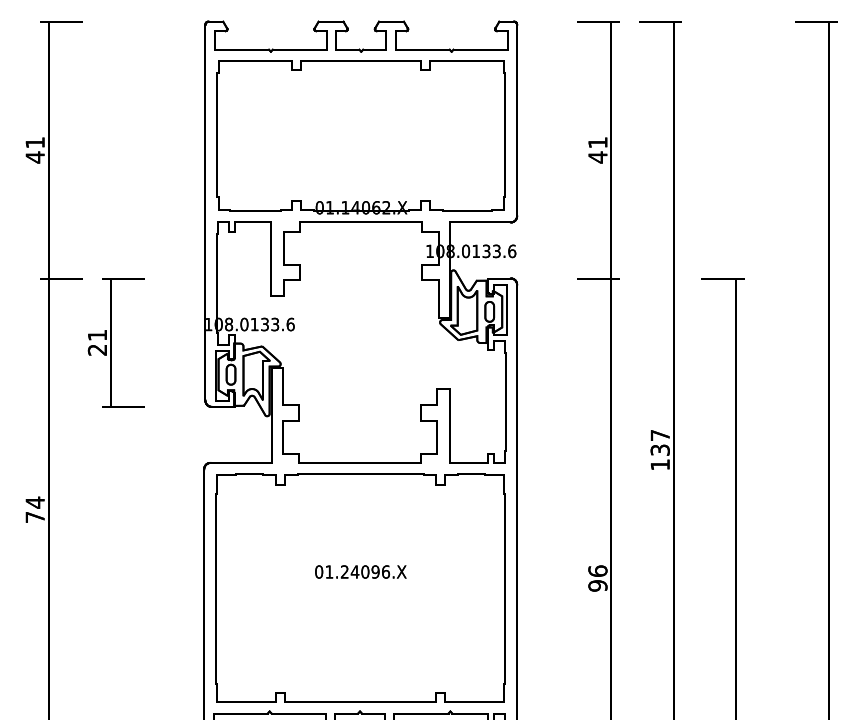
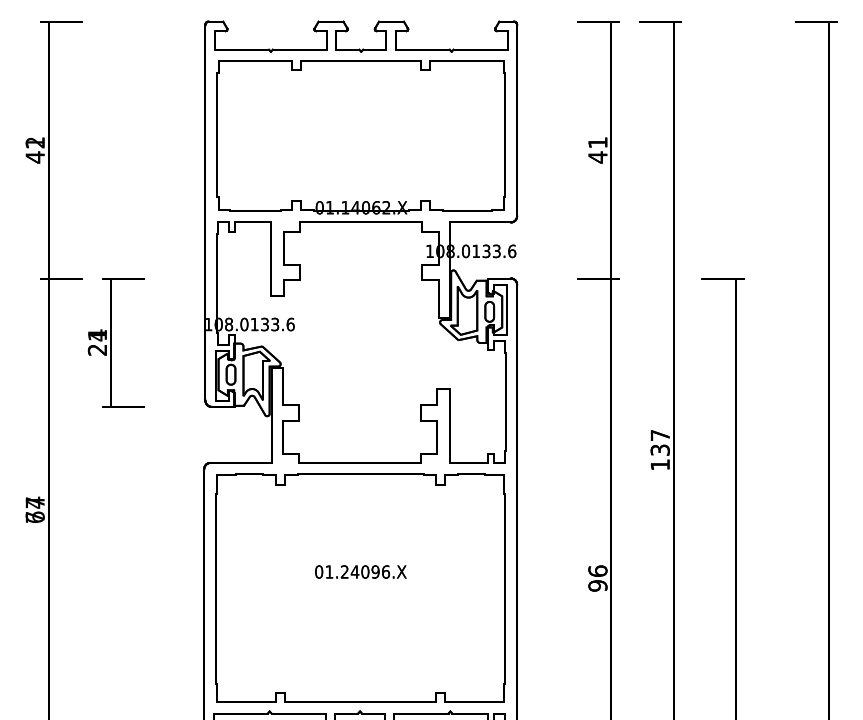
text: 41 -> 42 (34, 142)
text: 21 -> 24 (97, 335)
text: 74 -> 67 (34, 509)
